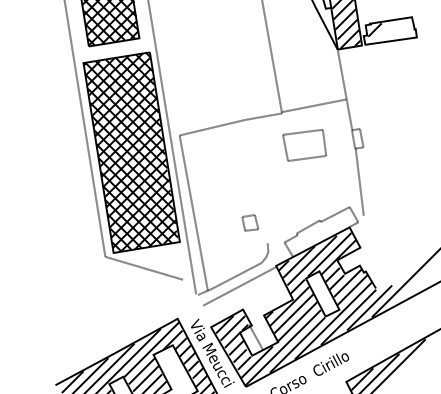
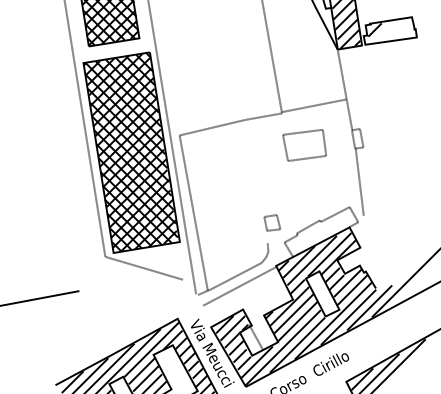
line position: (255, 222) -> (277, 222) (277, 222)
line: none -> present (40, 298)
